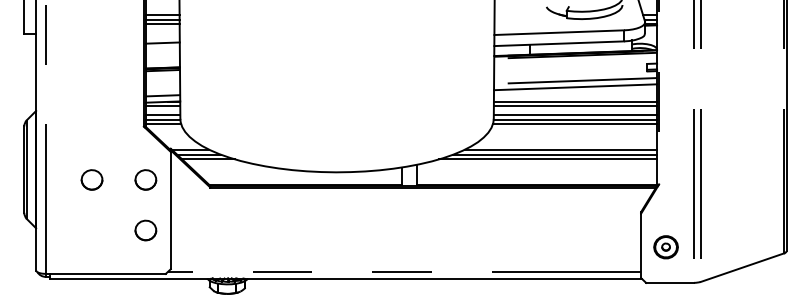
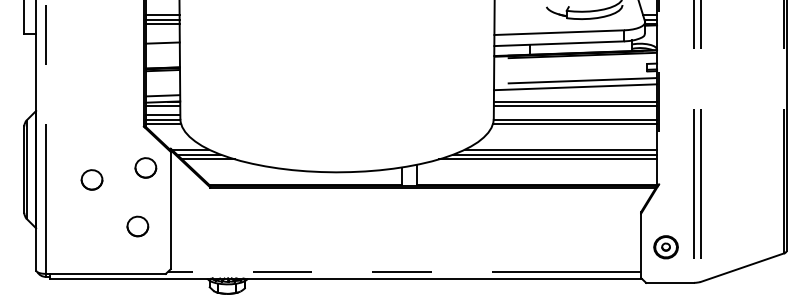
line: present -> none (575, 114)
part position: (145, 179) -> (145, 167) (145, 167)
part position: (145, 230) -> (137, 226) (137, 226)
